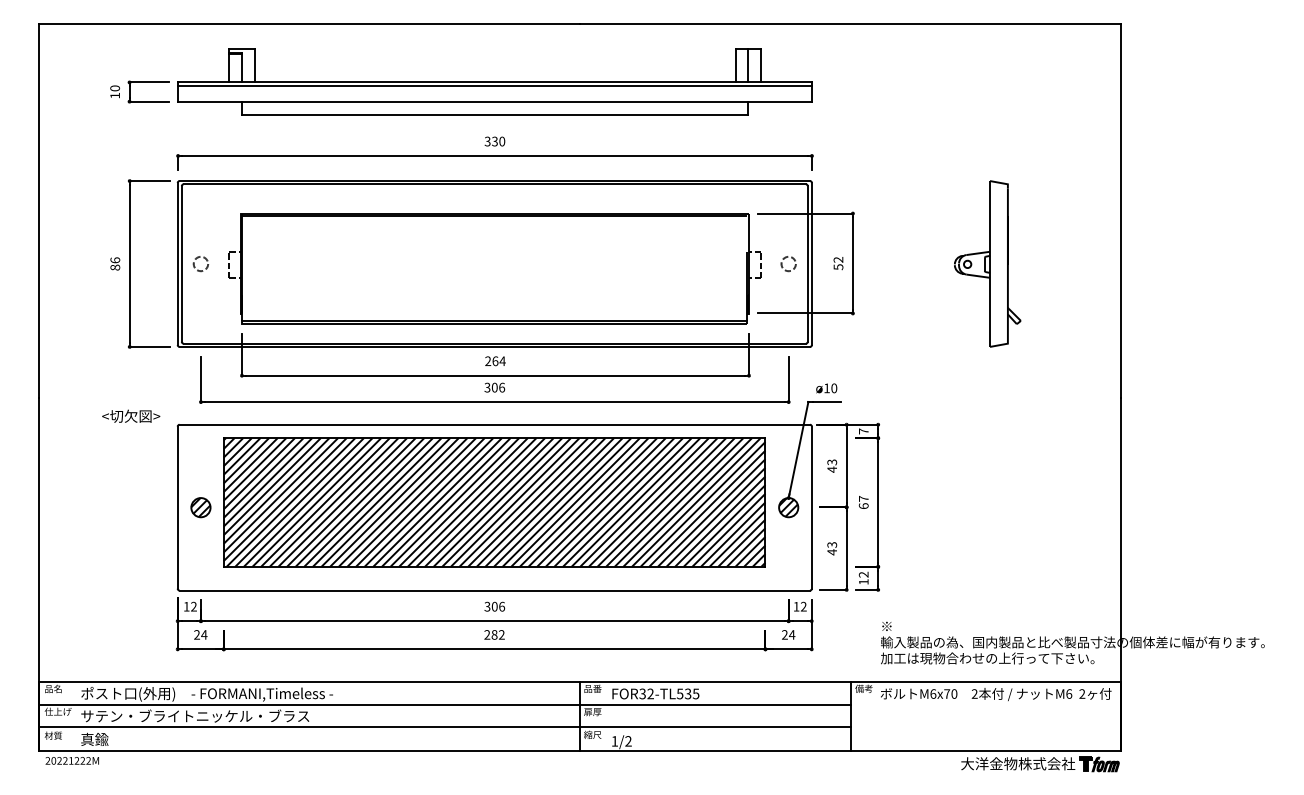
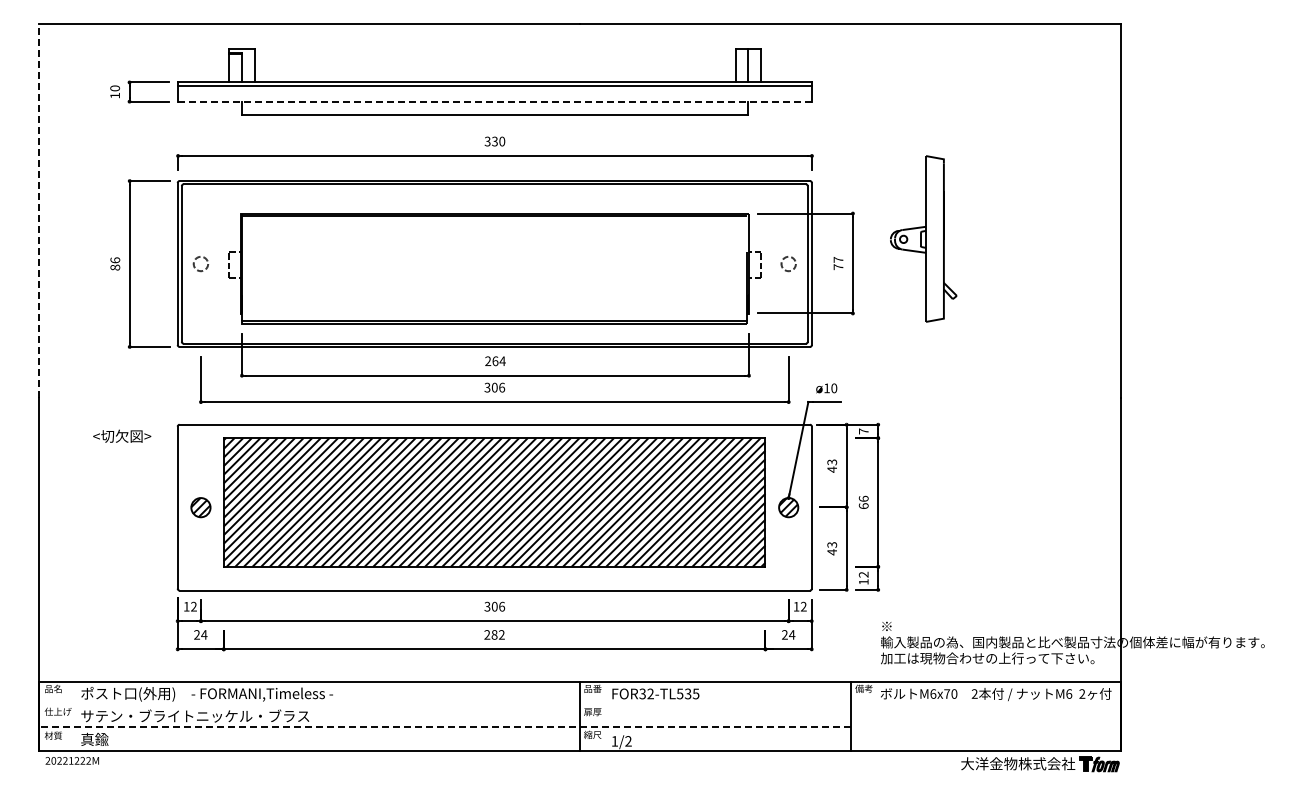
line: solid -> dashed (495, 101)
line: solid -> dashed (39, 210)
text: 52 -> 77 (838, 263)
part position: (987, 263) -> (923, 238) (923, 238)
text position: (131, 415) -> (122, 435) (122, 435)
text: 67 -> 66 (863, 498)
line: present -> none (444, 704)
line: solid -> dashed (445, 727)
